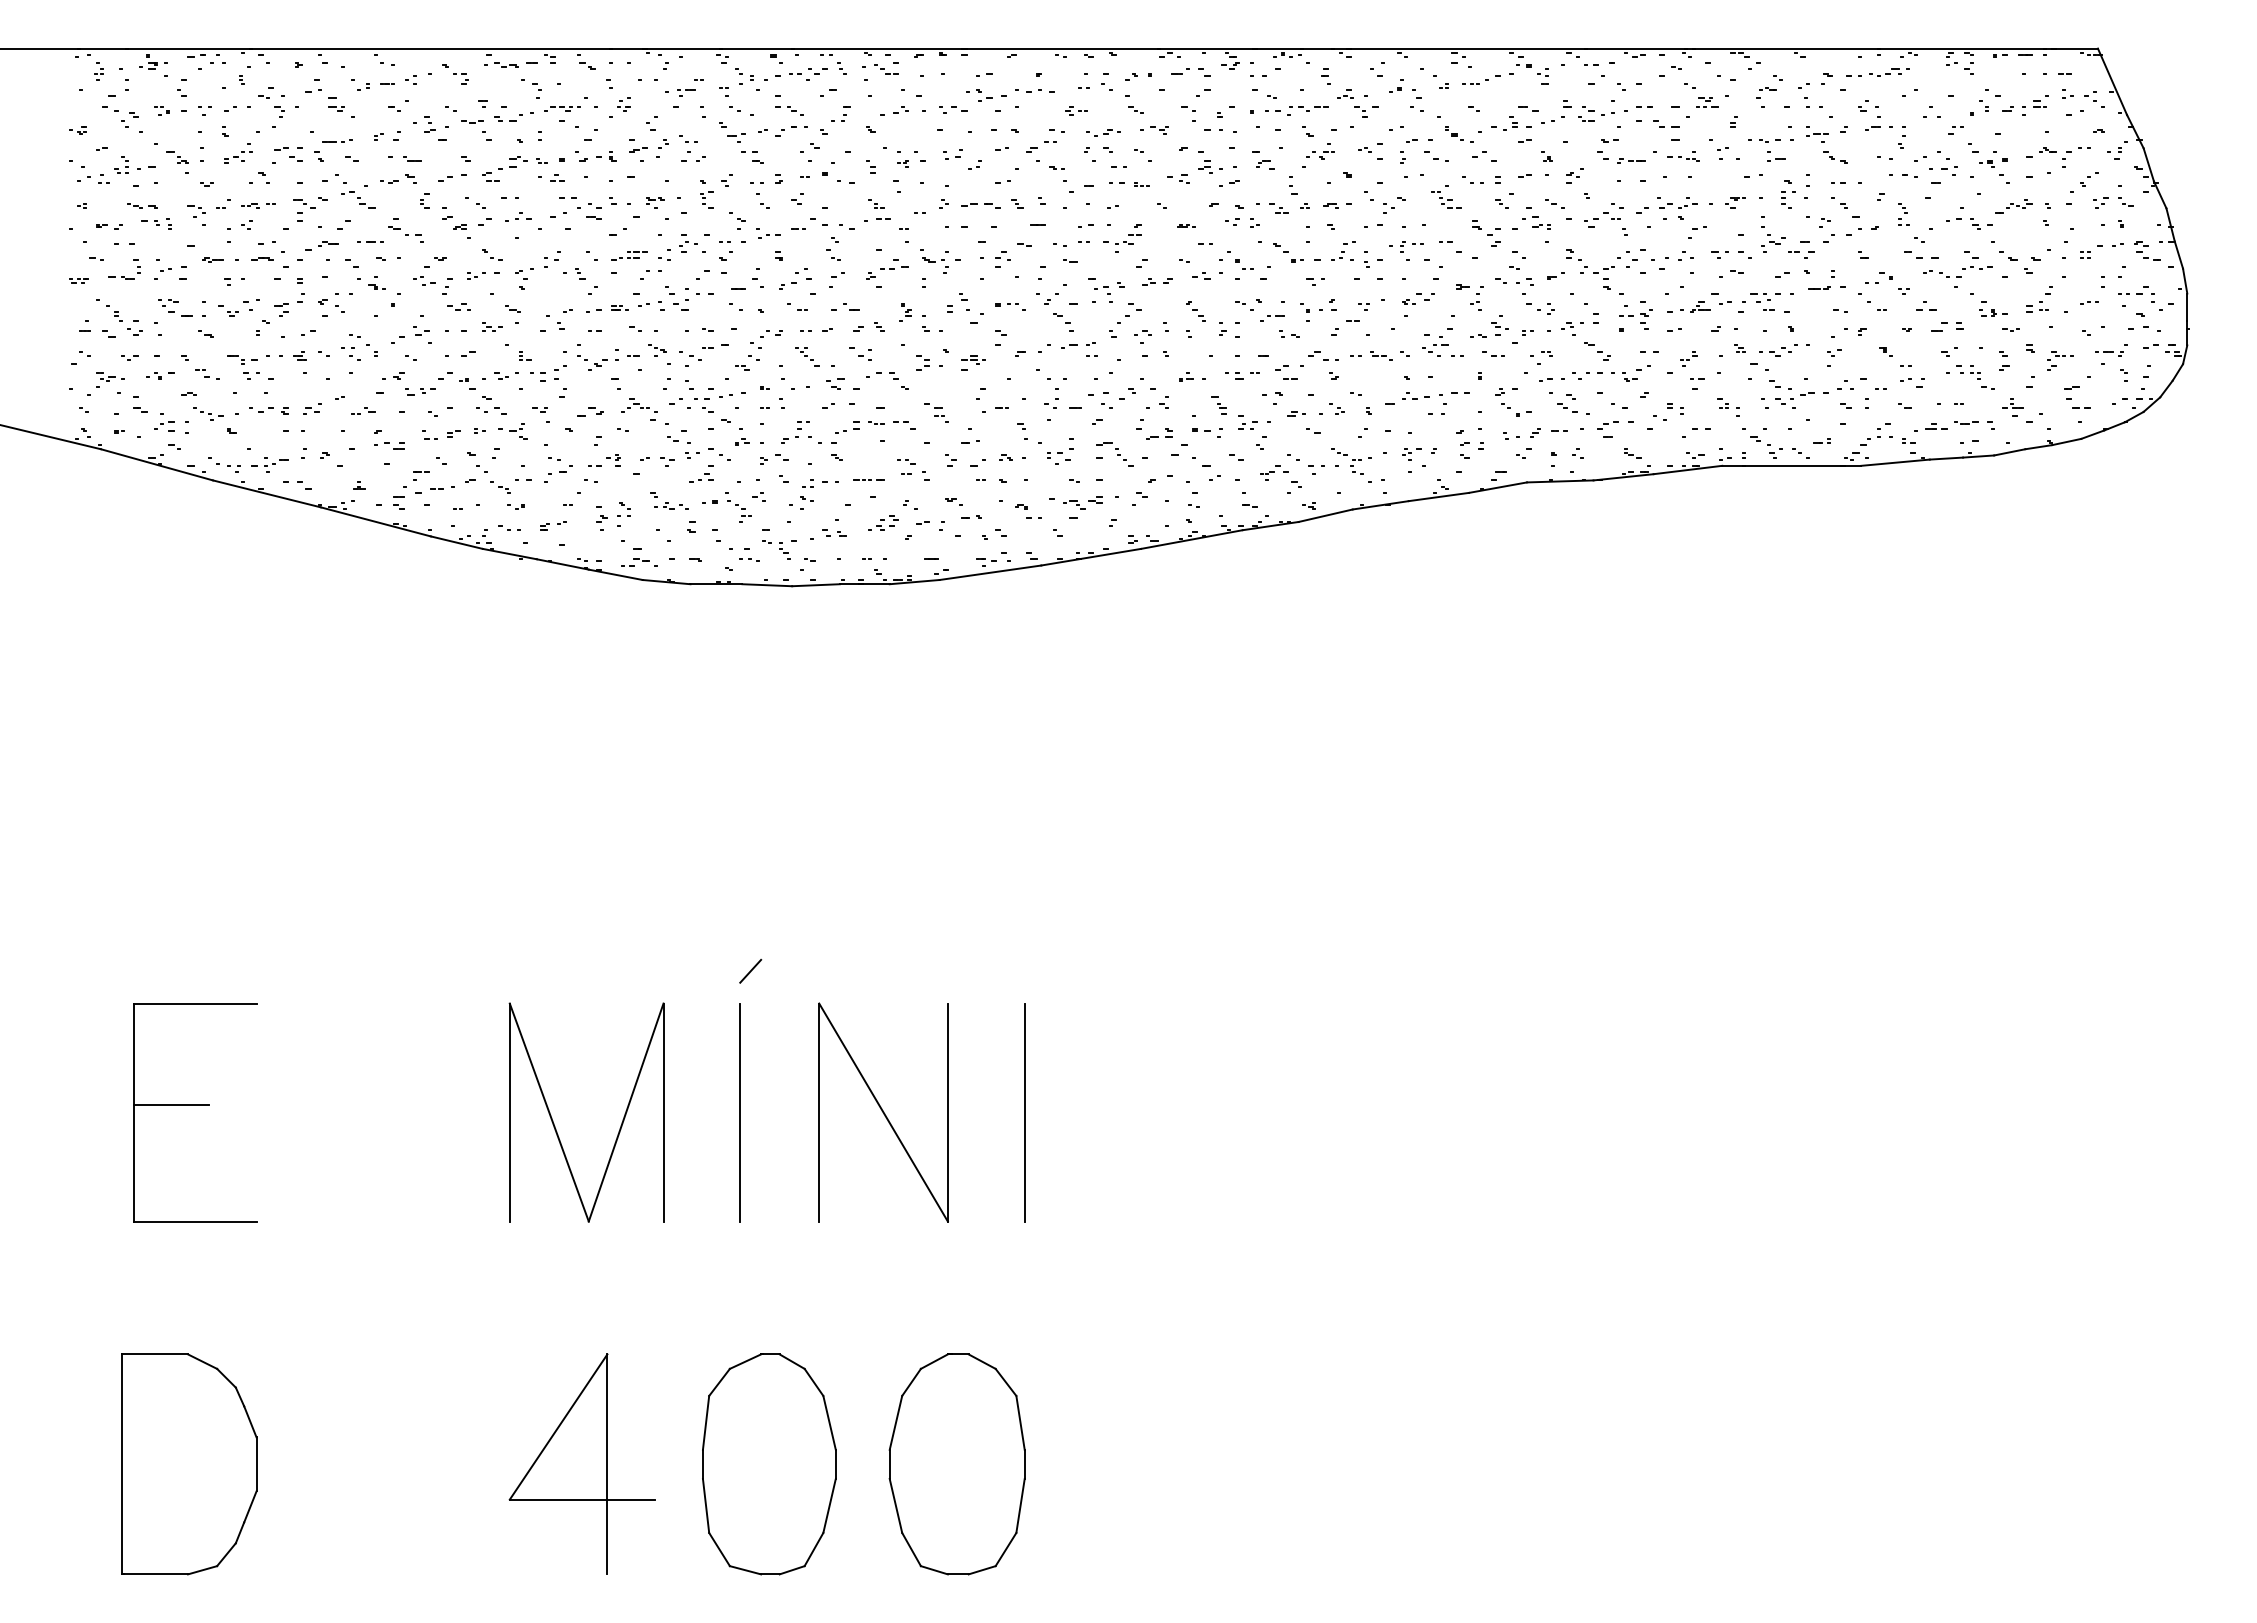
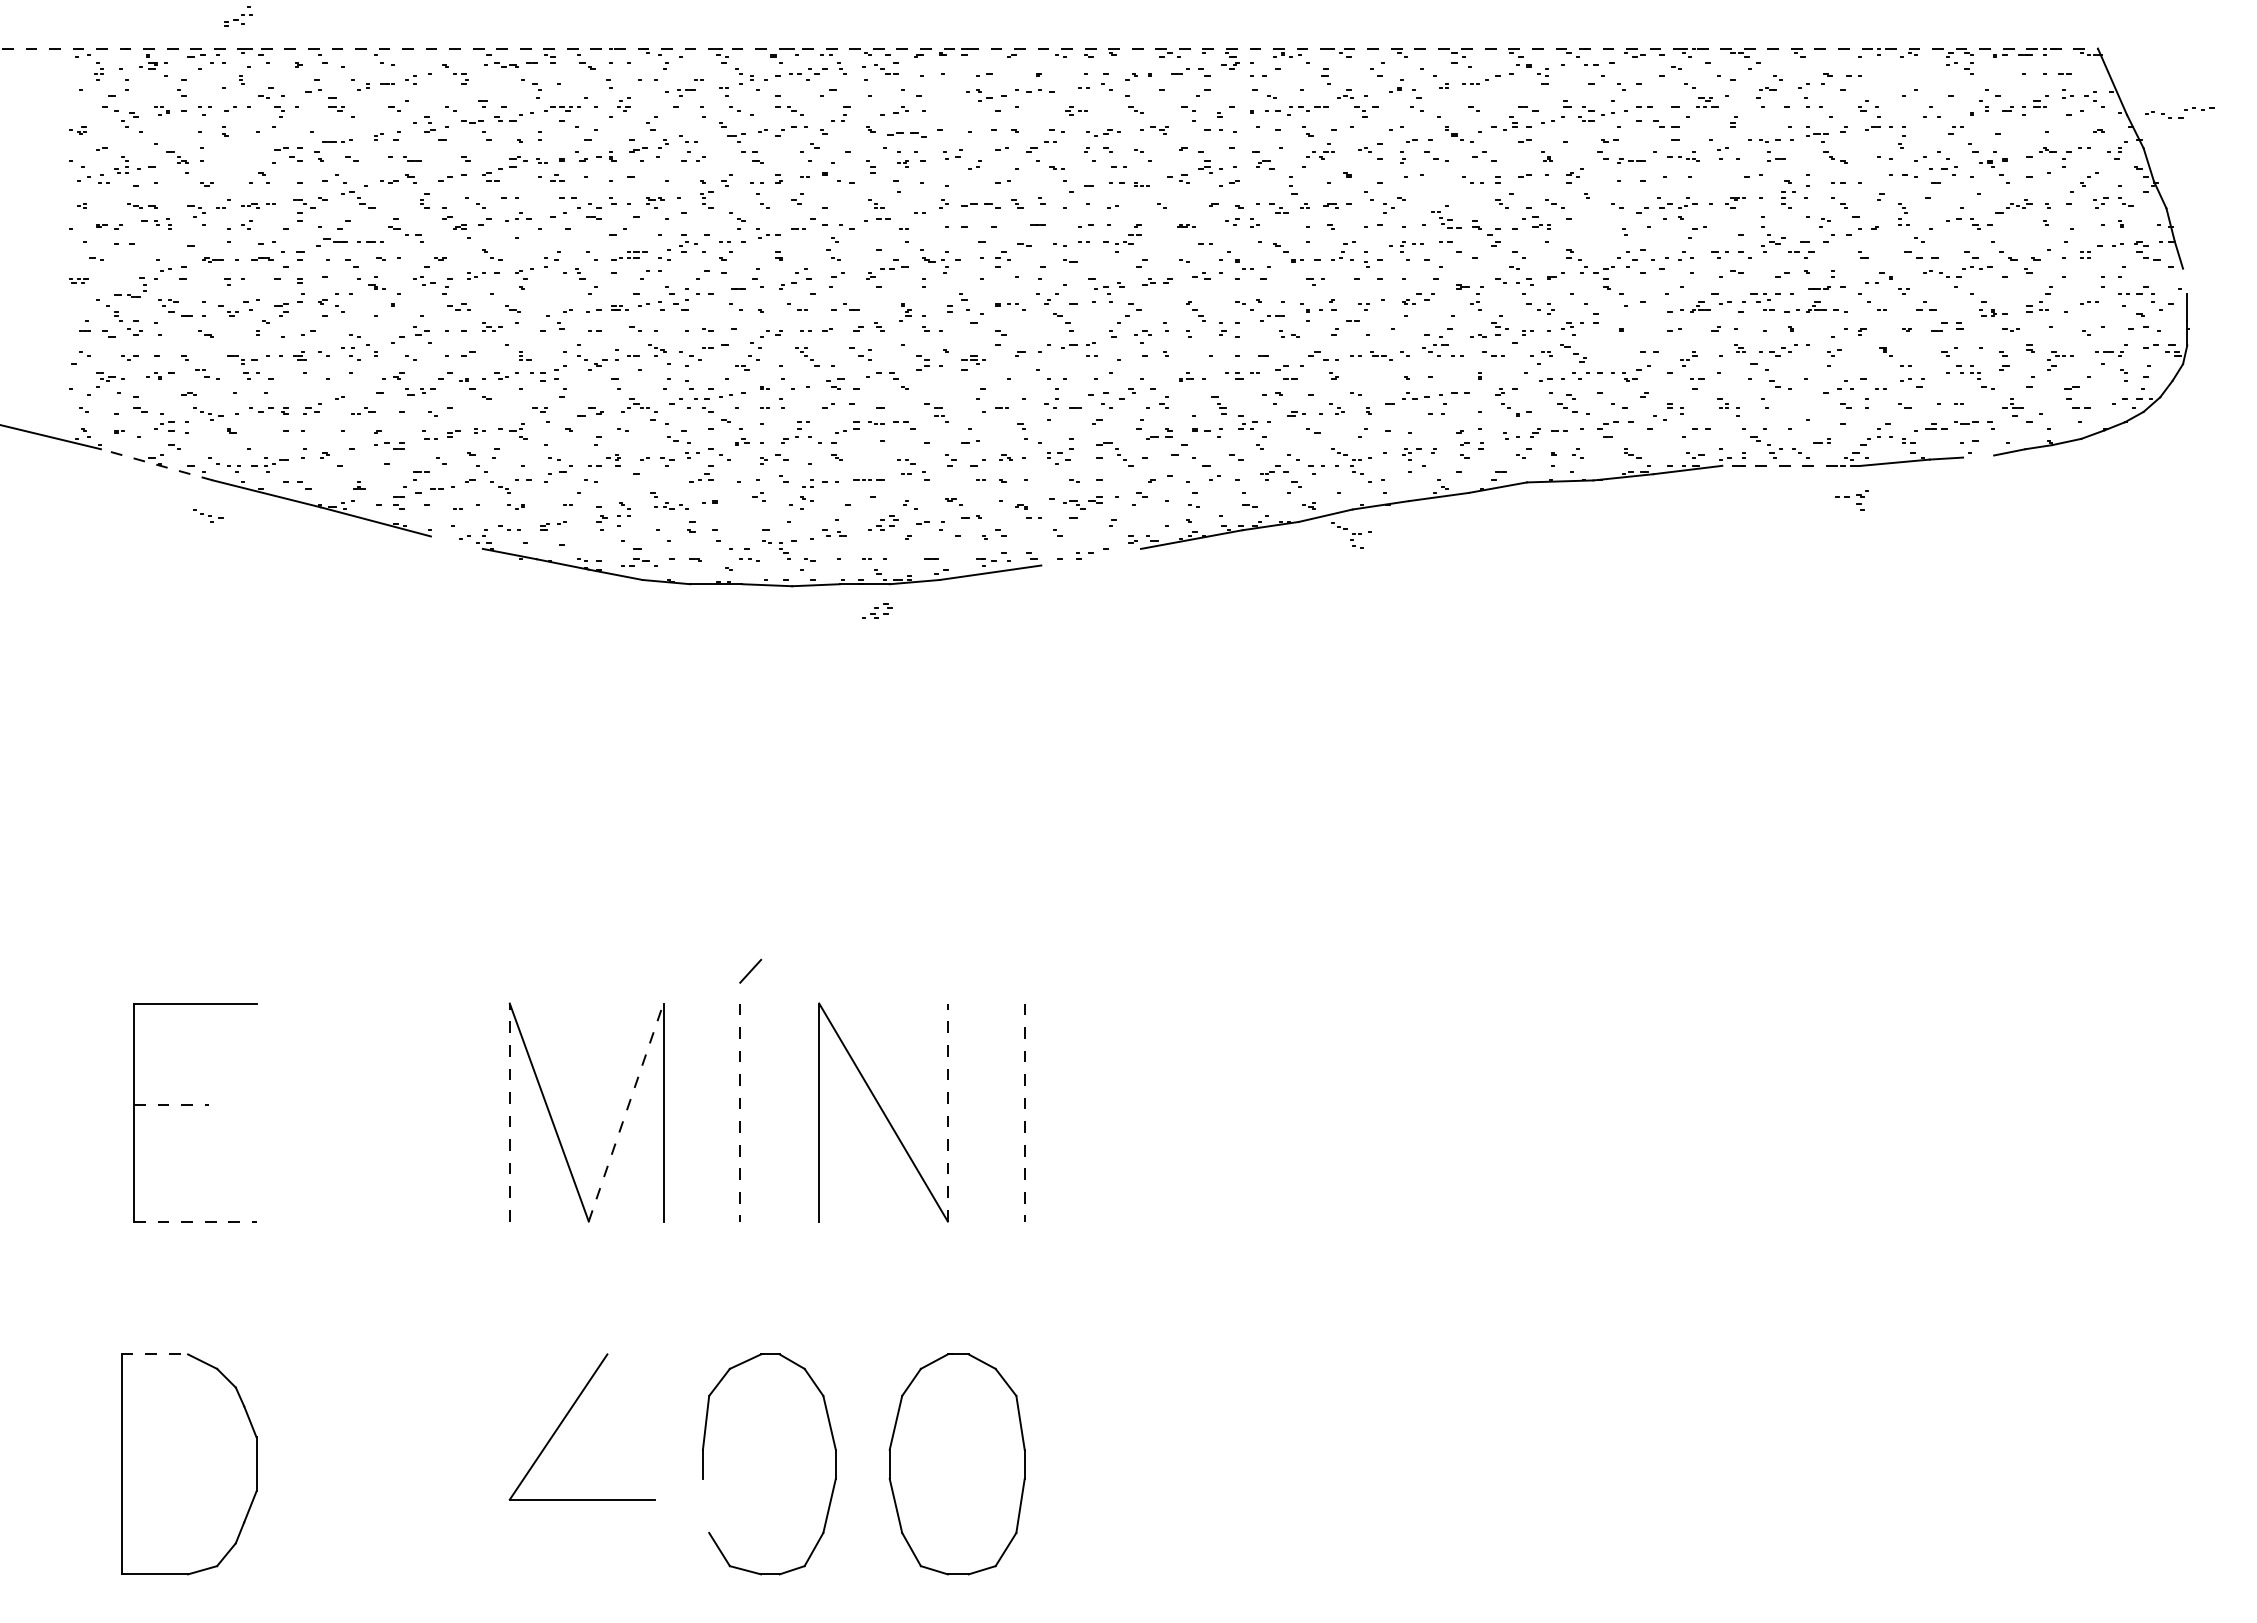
line: solid -> dashed (1049, 48)
part: present -> none (1889, 72)
part: present -> none (953, 109)
part: none -> present (2179, 112)
part: none -> present (906, 134)
part position: (238, 153) -> (238, 16) (238, 16)
part position: (1446, 196) -> (1446, 216) (1446, 216)
part: present -> none (1602, 219)
part size: 34x10 px -> 52x15 px (321, 245)
part position: (124, 276) -> (130, 294) (130, 294)
line: present -> none (2185, 280)
part: none -> present (1811, 306)
part position: (1635, 319) -> (1851, 500) (1851, 500)
part position: (1597, 351) -> (1573, 353) (1573, 353)
part: present -> none (1794, 400)
part: present -> none (491, 410)
line: present -> none (1978, 456)
line: solid -> dashed (156, 464)
line: solid -> dashed (1791, 465)
part: present -> none (738, 507)
part: none -> present (208, 515)
part: none -> present (1351, 535)
line: present -> none (456, 542)
line: present -> none (1091, 556)
part: none -> present (877, 610)
line: solid -> dashed (172, 1105)
line: solid -> dashed (509, 1112)
line: solid -> dashed (626, 1112)
line: solid -> dashed (740, 1112)
line: solid -> dashed (947, 1112)
line: solid -> dashed (1024, 1112)
line: solid -> dashed (195, 1221)
line: solid -> dashed (155, 1354)
line: present -> none (607, 1464)
line: present -> none (705, 1505)
